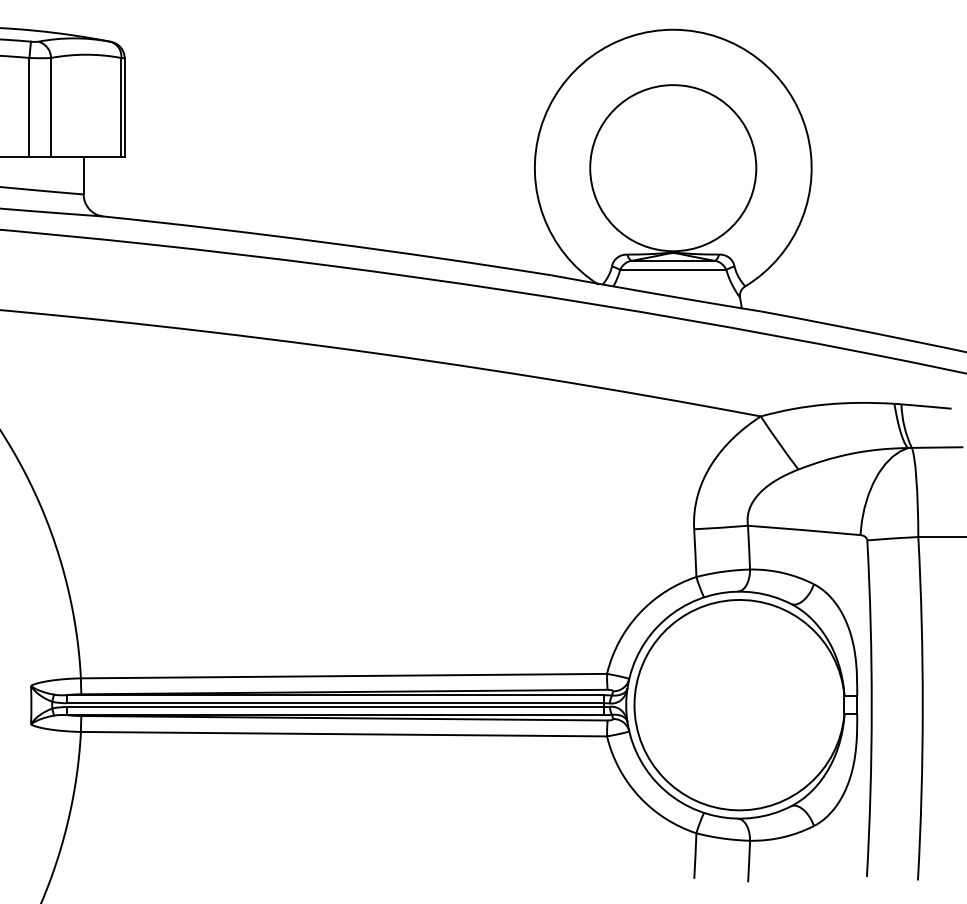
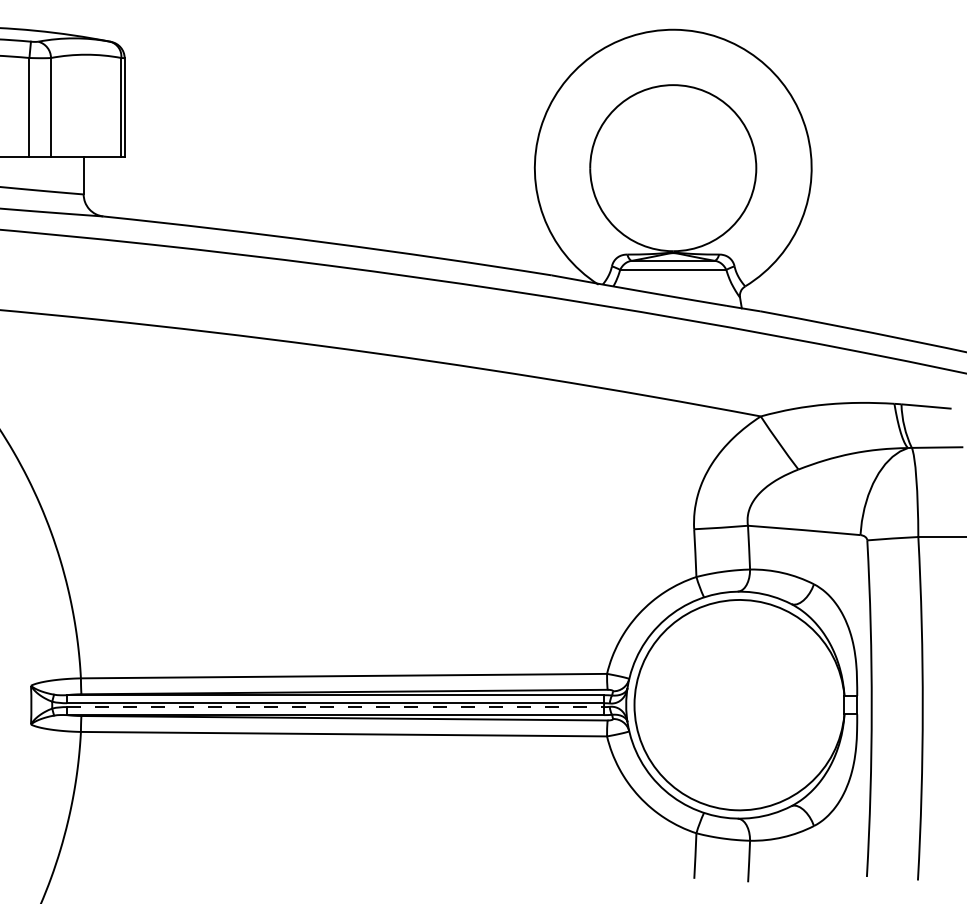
line: solid -> dashed (335, 707)
